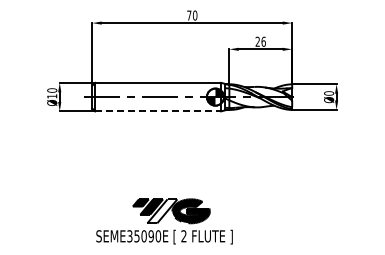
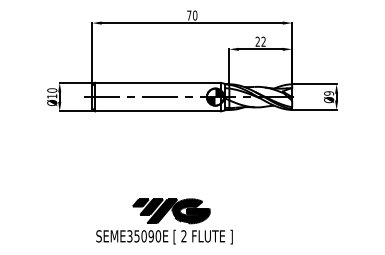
text: 26 -> 22 (263, 41)
text: Ø0 -> Ø9 (329, 93)
line: dashed -> solid (158, 111)
fill: none -> present (162, 211)
